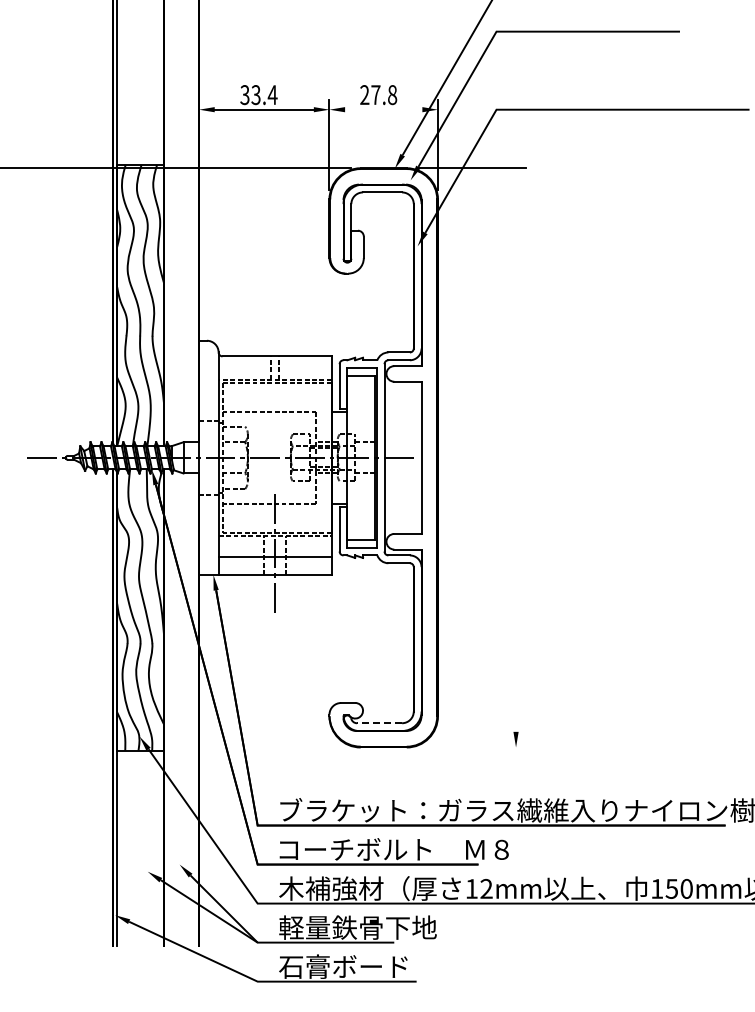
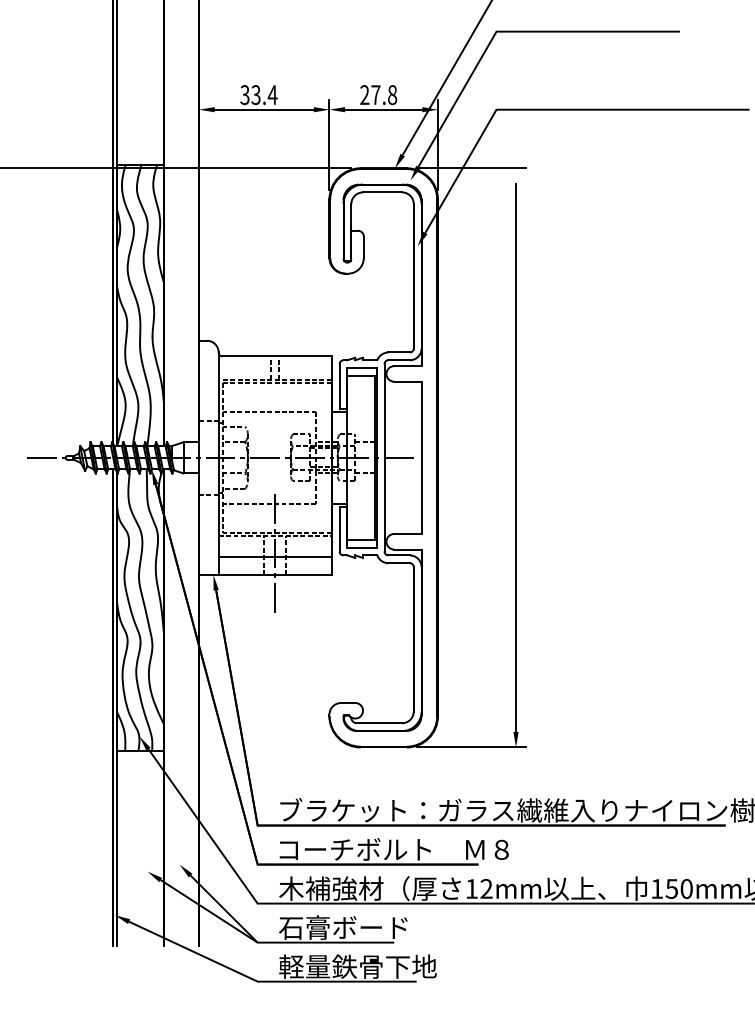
line: none -> present (383, 109)
line: none -> present (516, 457)
line: dashed -> solid (379, 723)
line: none -> present (470, 747)
text: 軽量鉄骨下地 -> 石膏ボード (357, 927)
text: 石膏ボード -> 軽量鉄骨下地 (357, 966)
